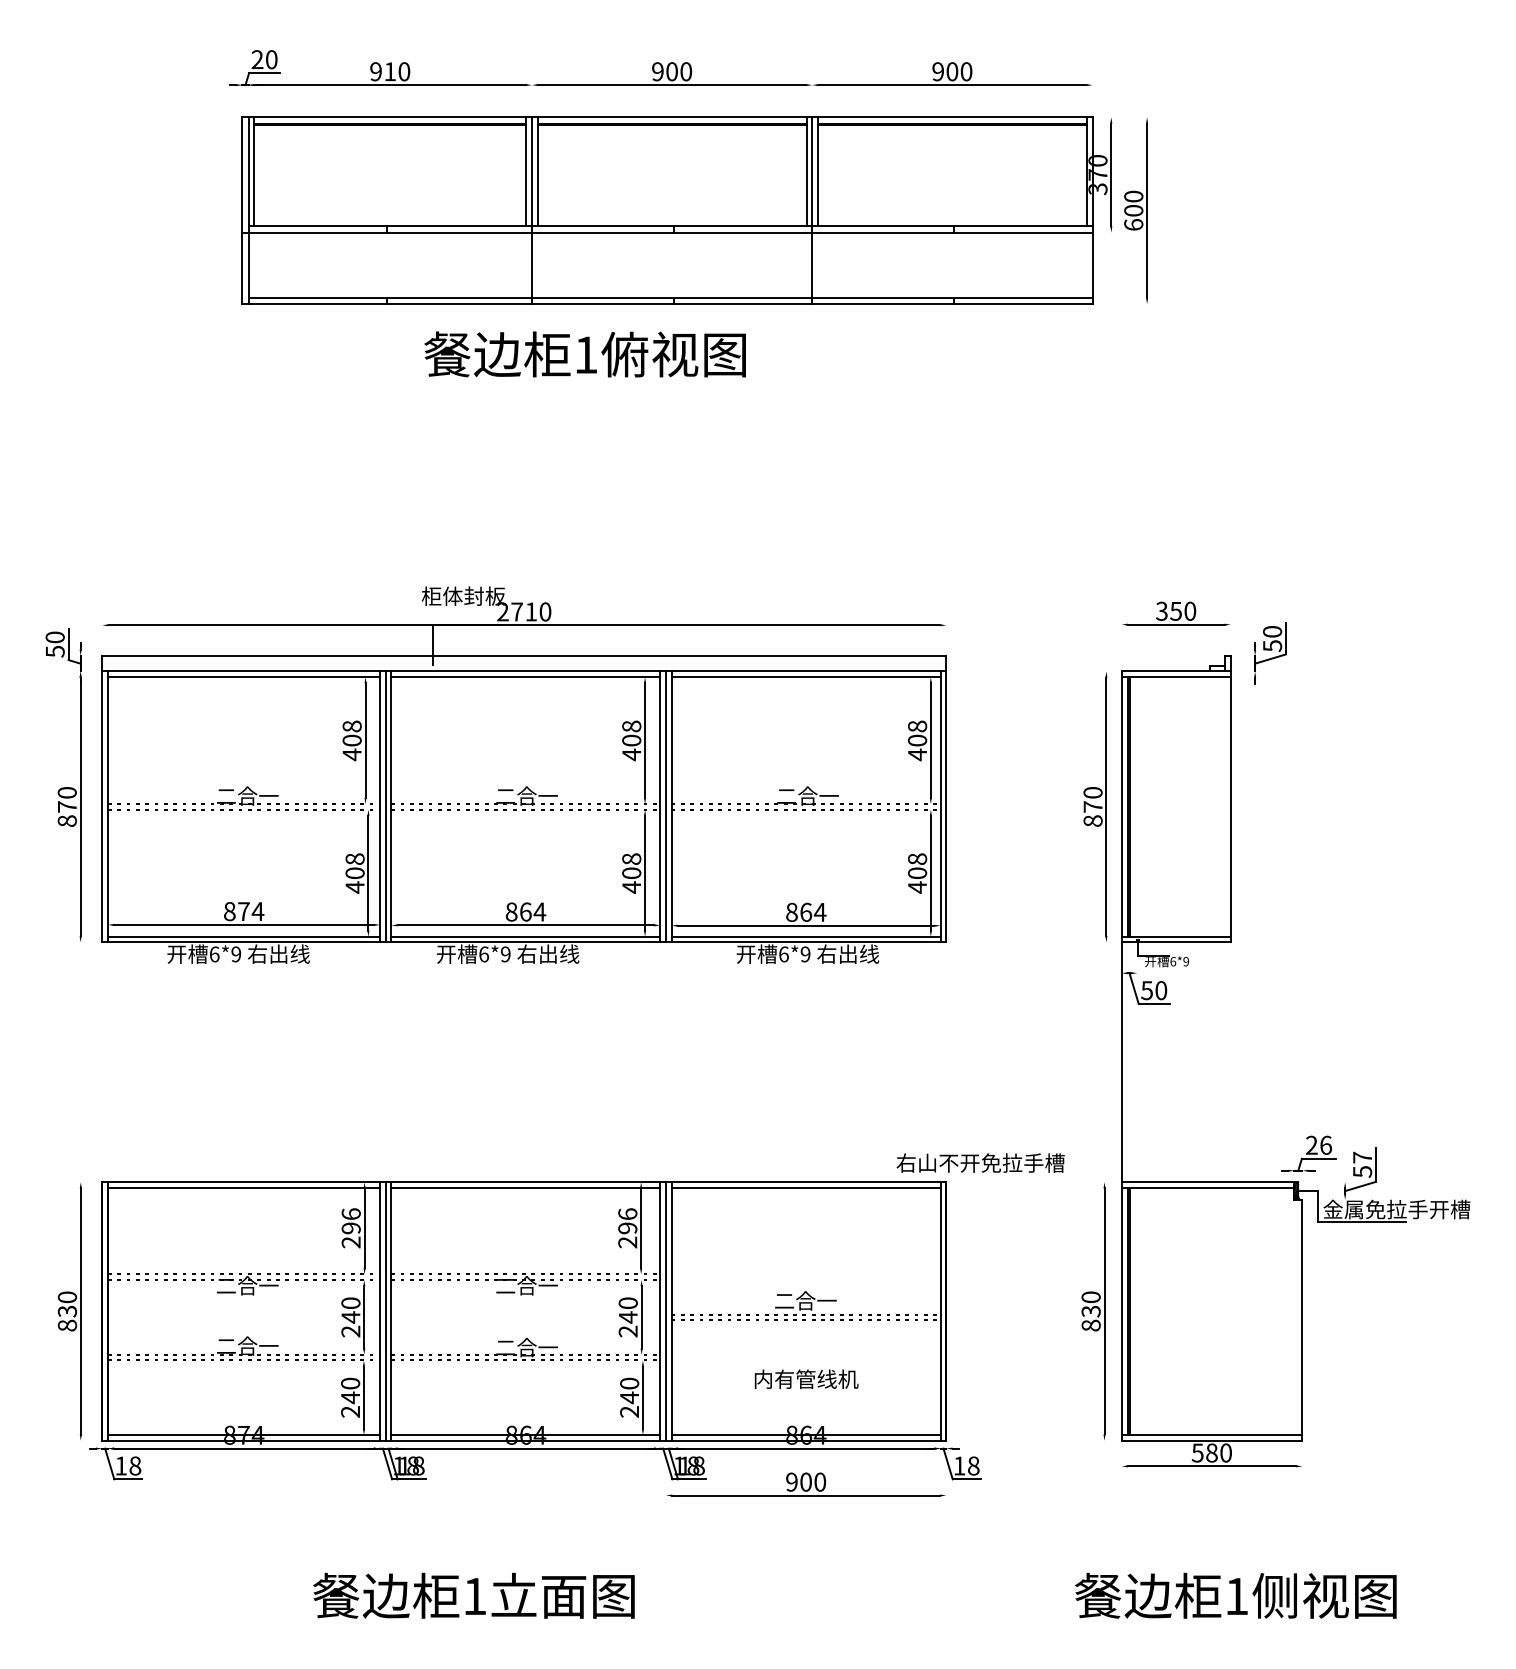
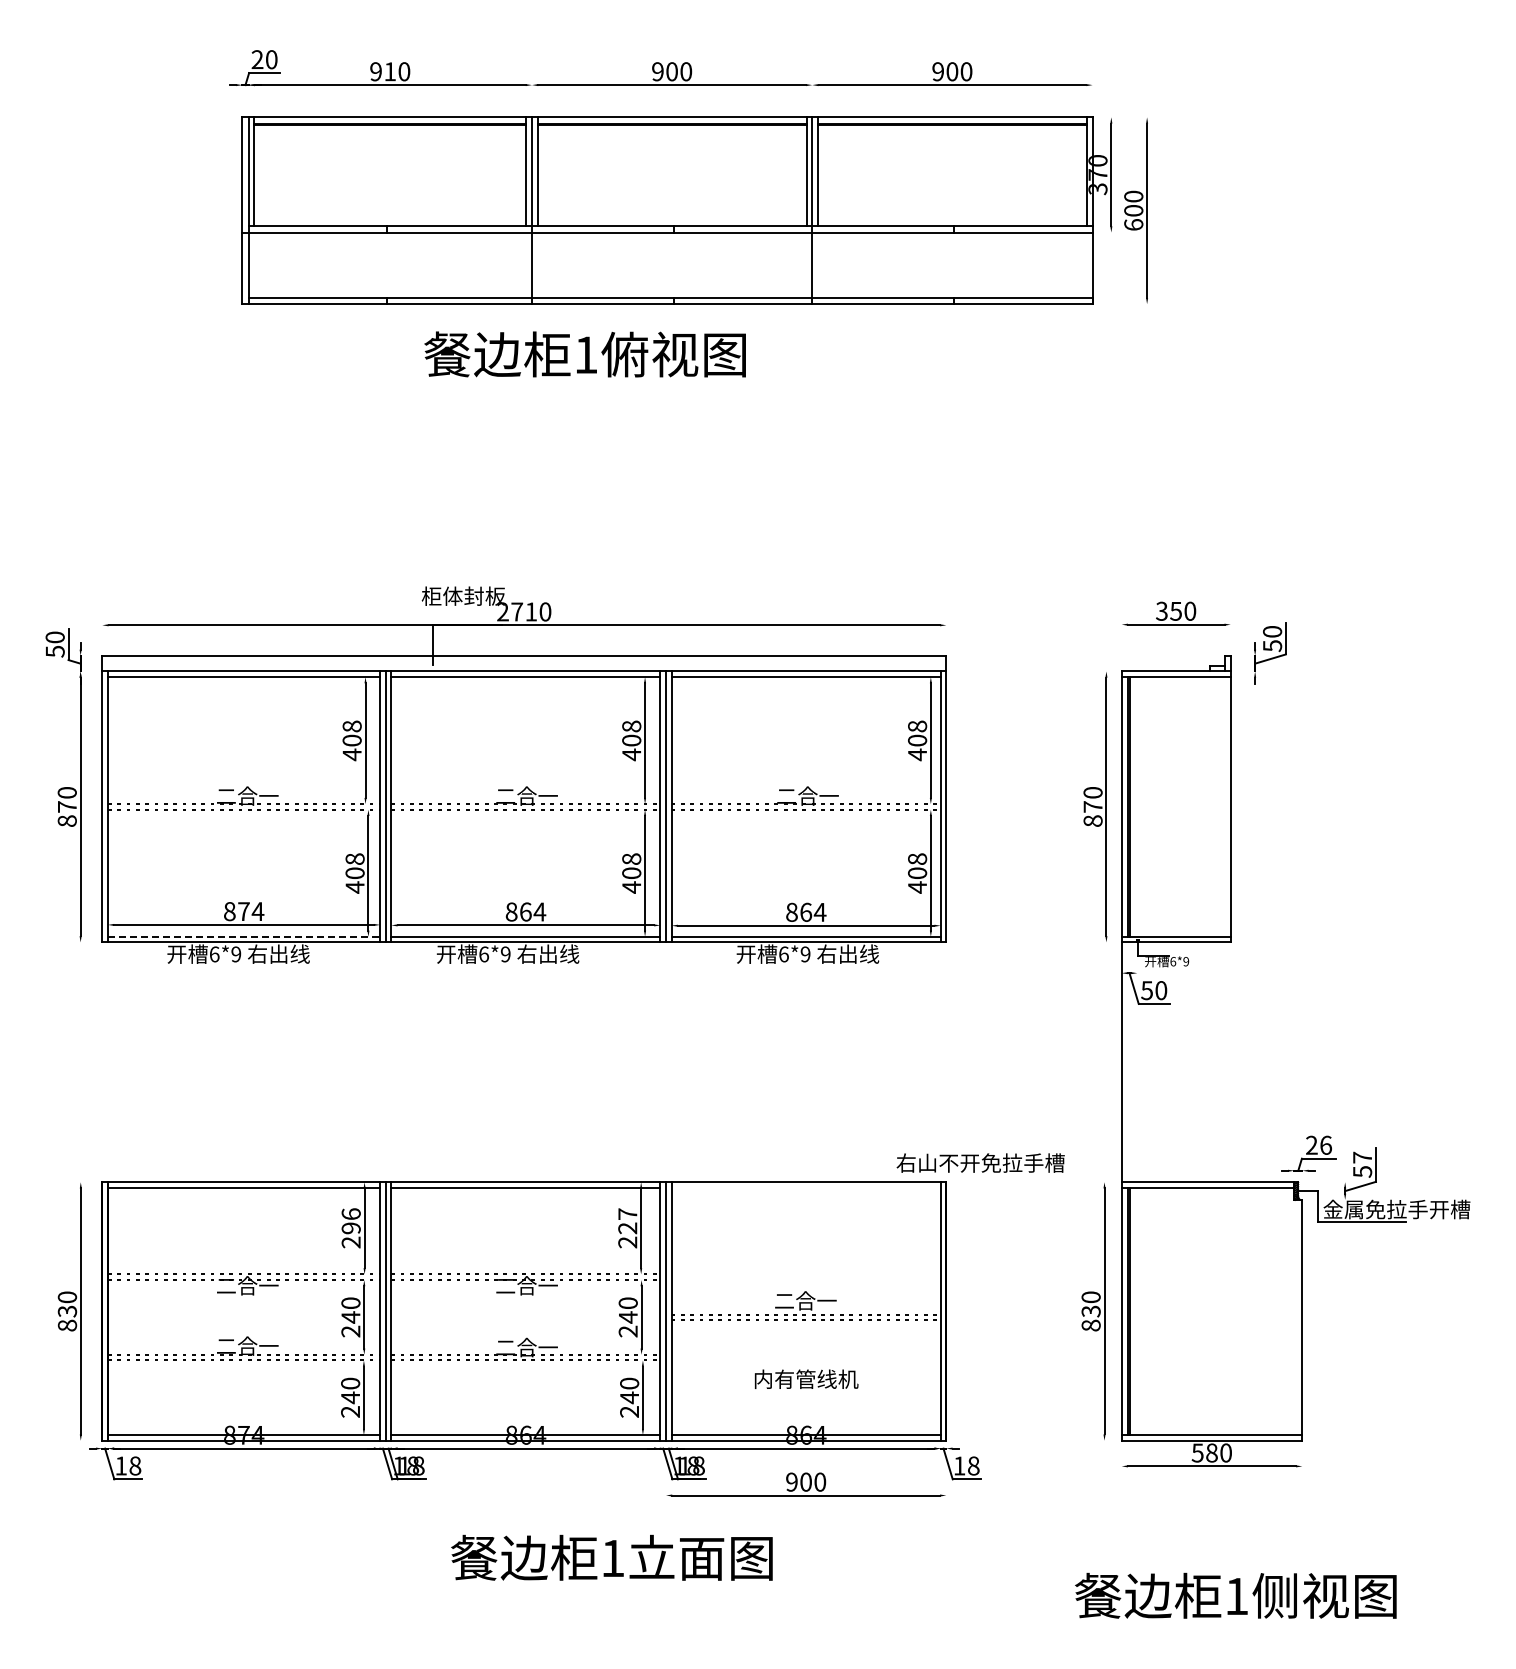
line: solid -> dashed (244, 936)
line: present -> none (805, 1187)
text: 296 -> 227 (627, 1221)
text position: (473, 1595) -> (611, 1557) (611, 1557)
